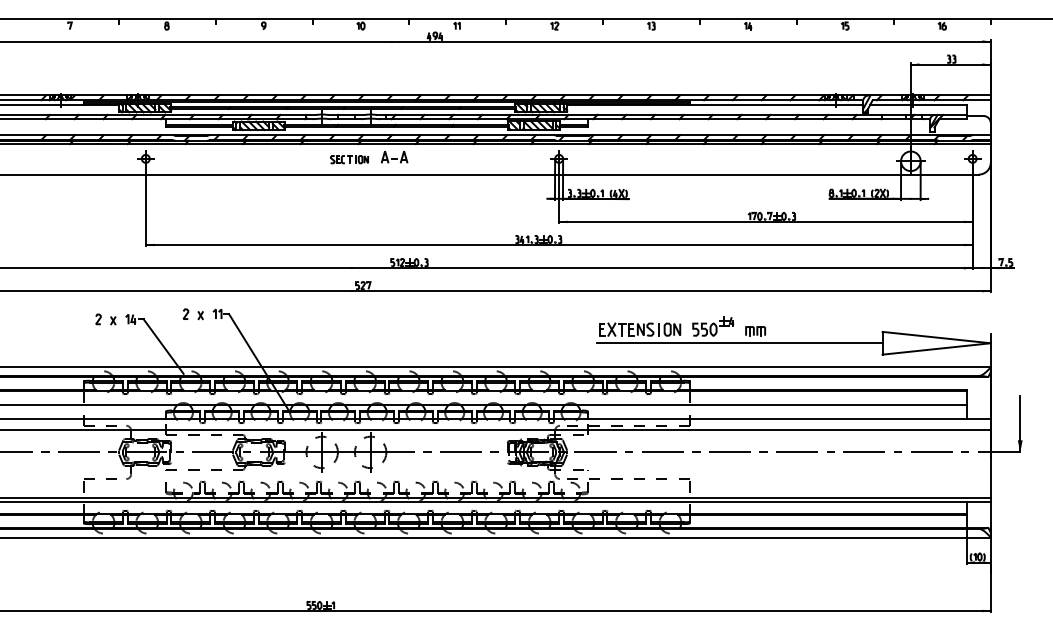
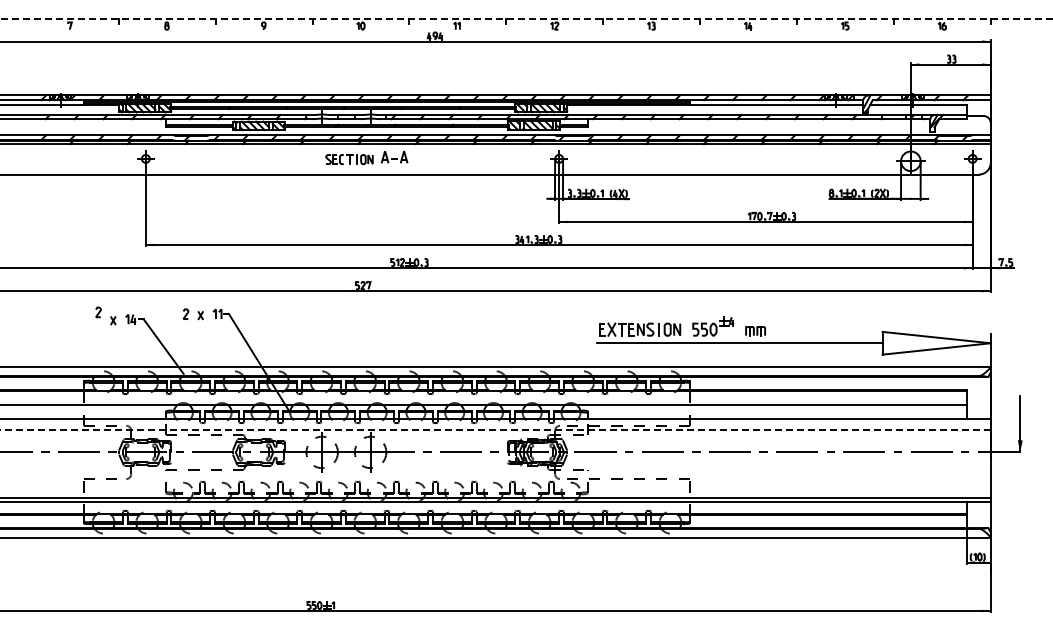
line: solid -> dashed (526, 18)
part size: 39x10 px -> 49x11 px (349, 159)
curve position: (98, 319) -> (98, 312) (98, 312)
line: solid -> dashed (494, 430)
